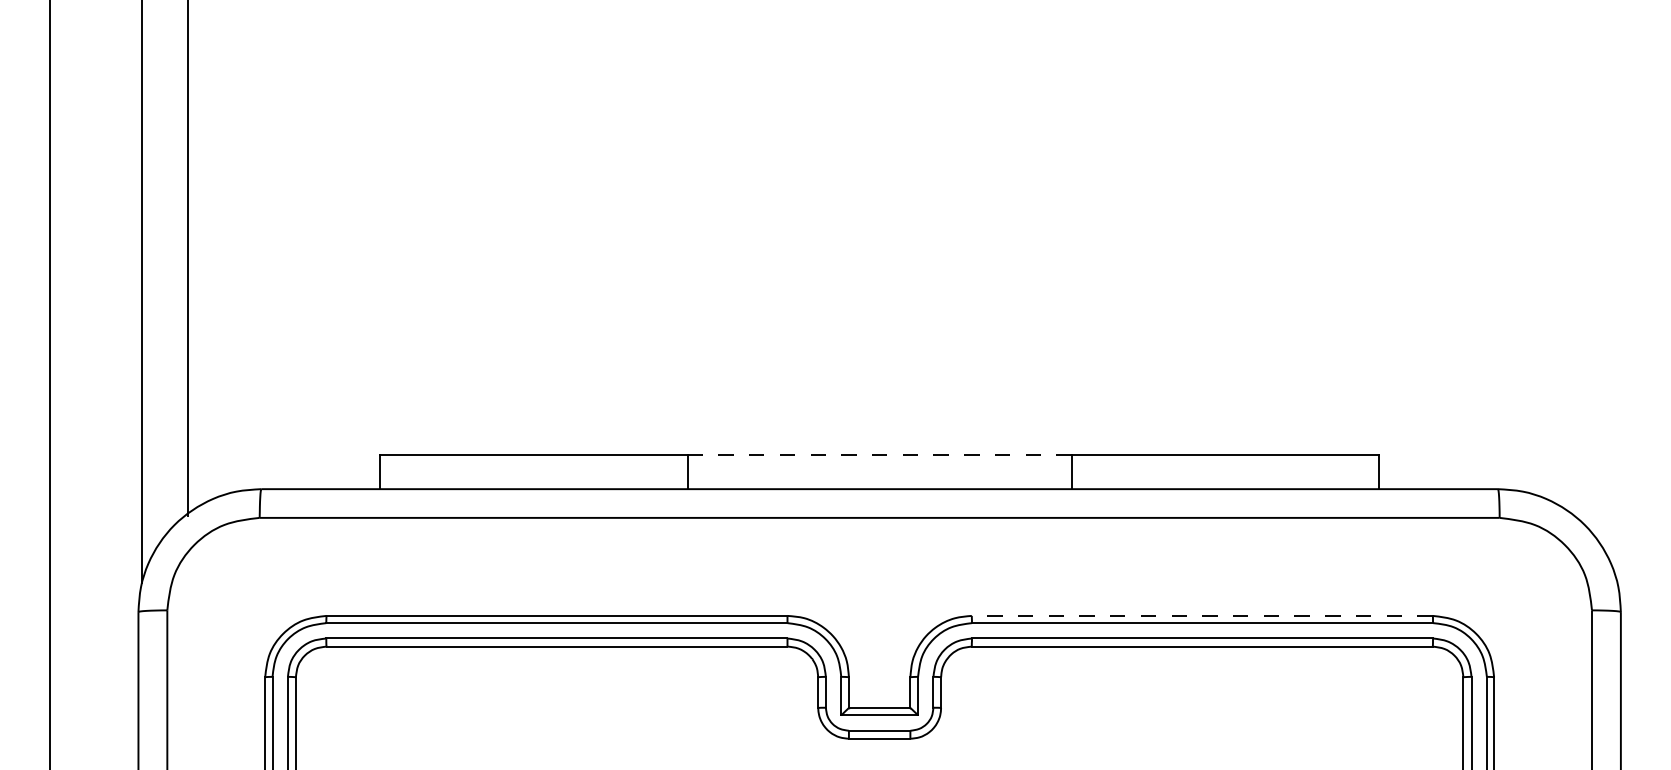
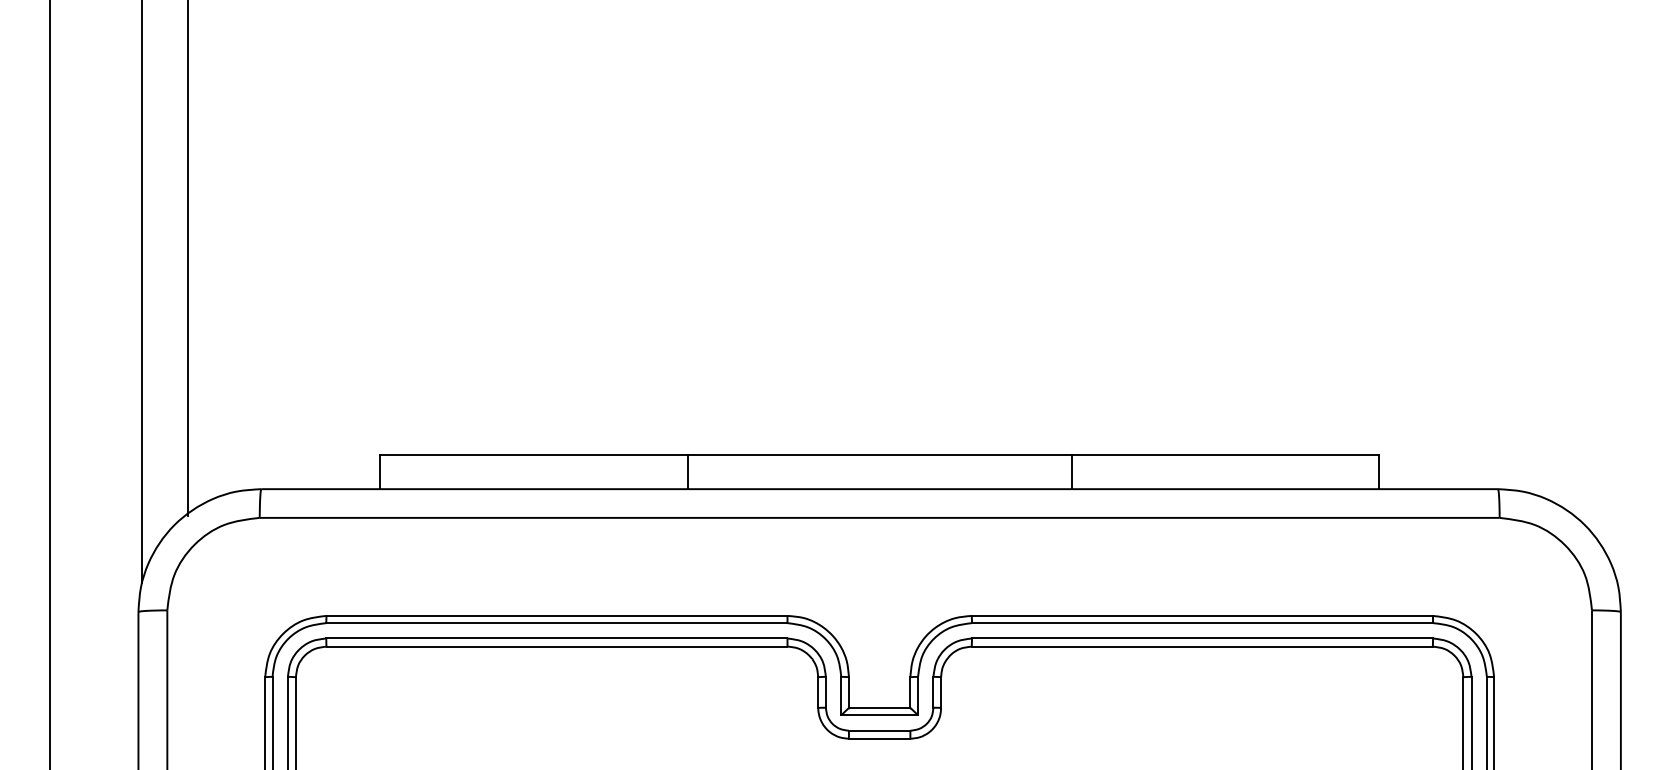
line: dashed -> solid (879, 454)
line: dashed -> solid (1201, 615)
